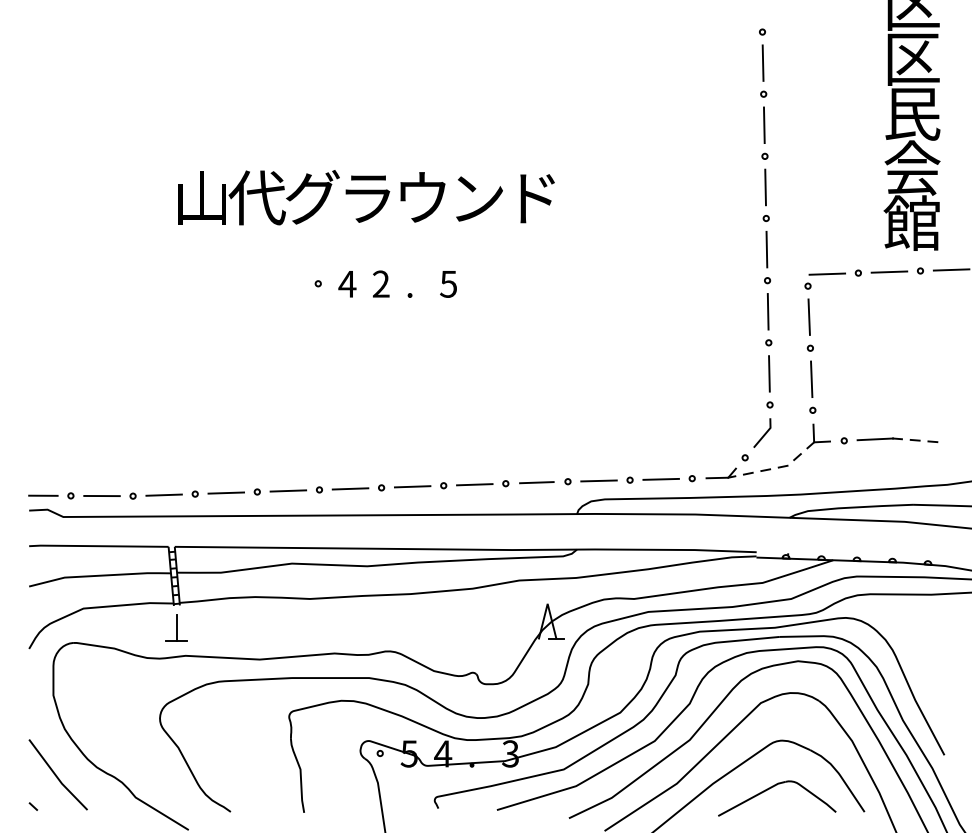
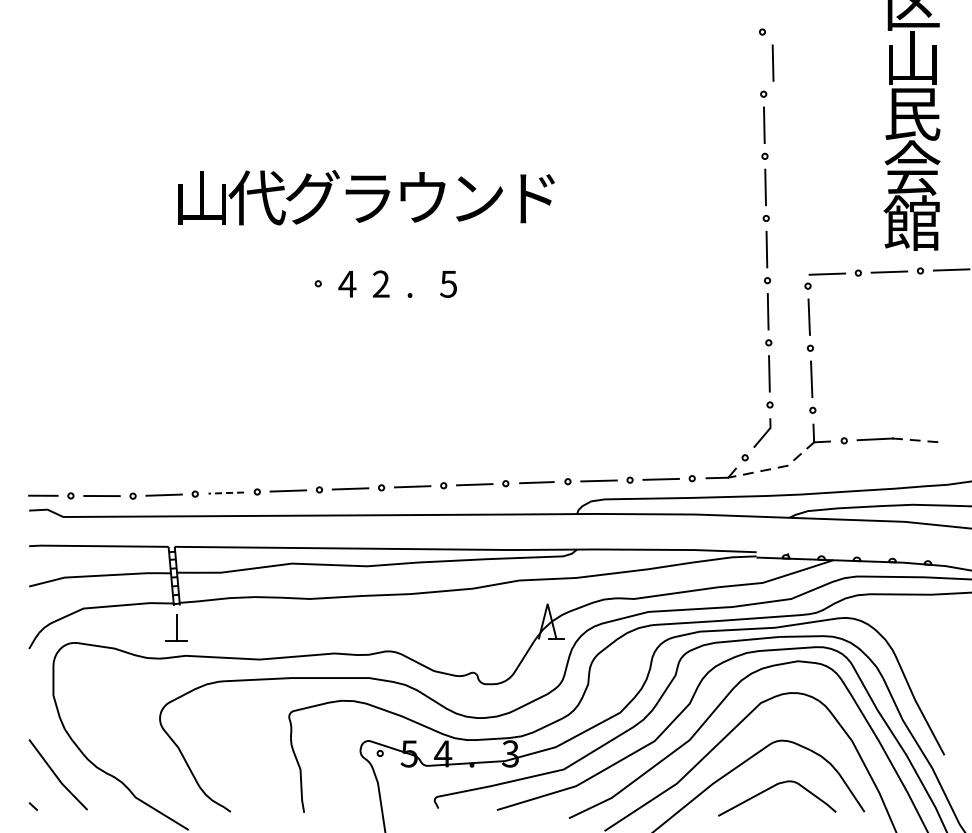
text: 区 -> 山 (913, 58)
line position: (762, 62) -> (772, 62) (772, 62)
line: solid -> dashed (226, 493)
